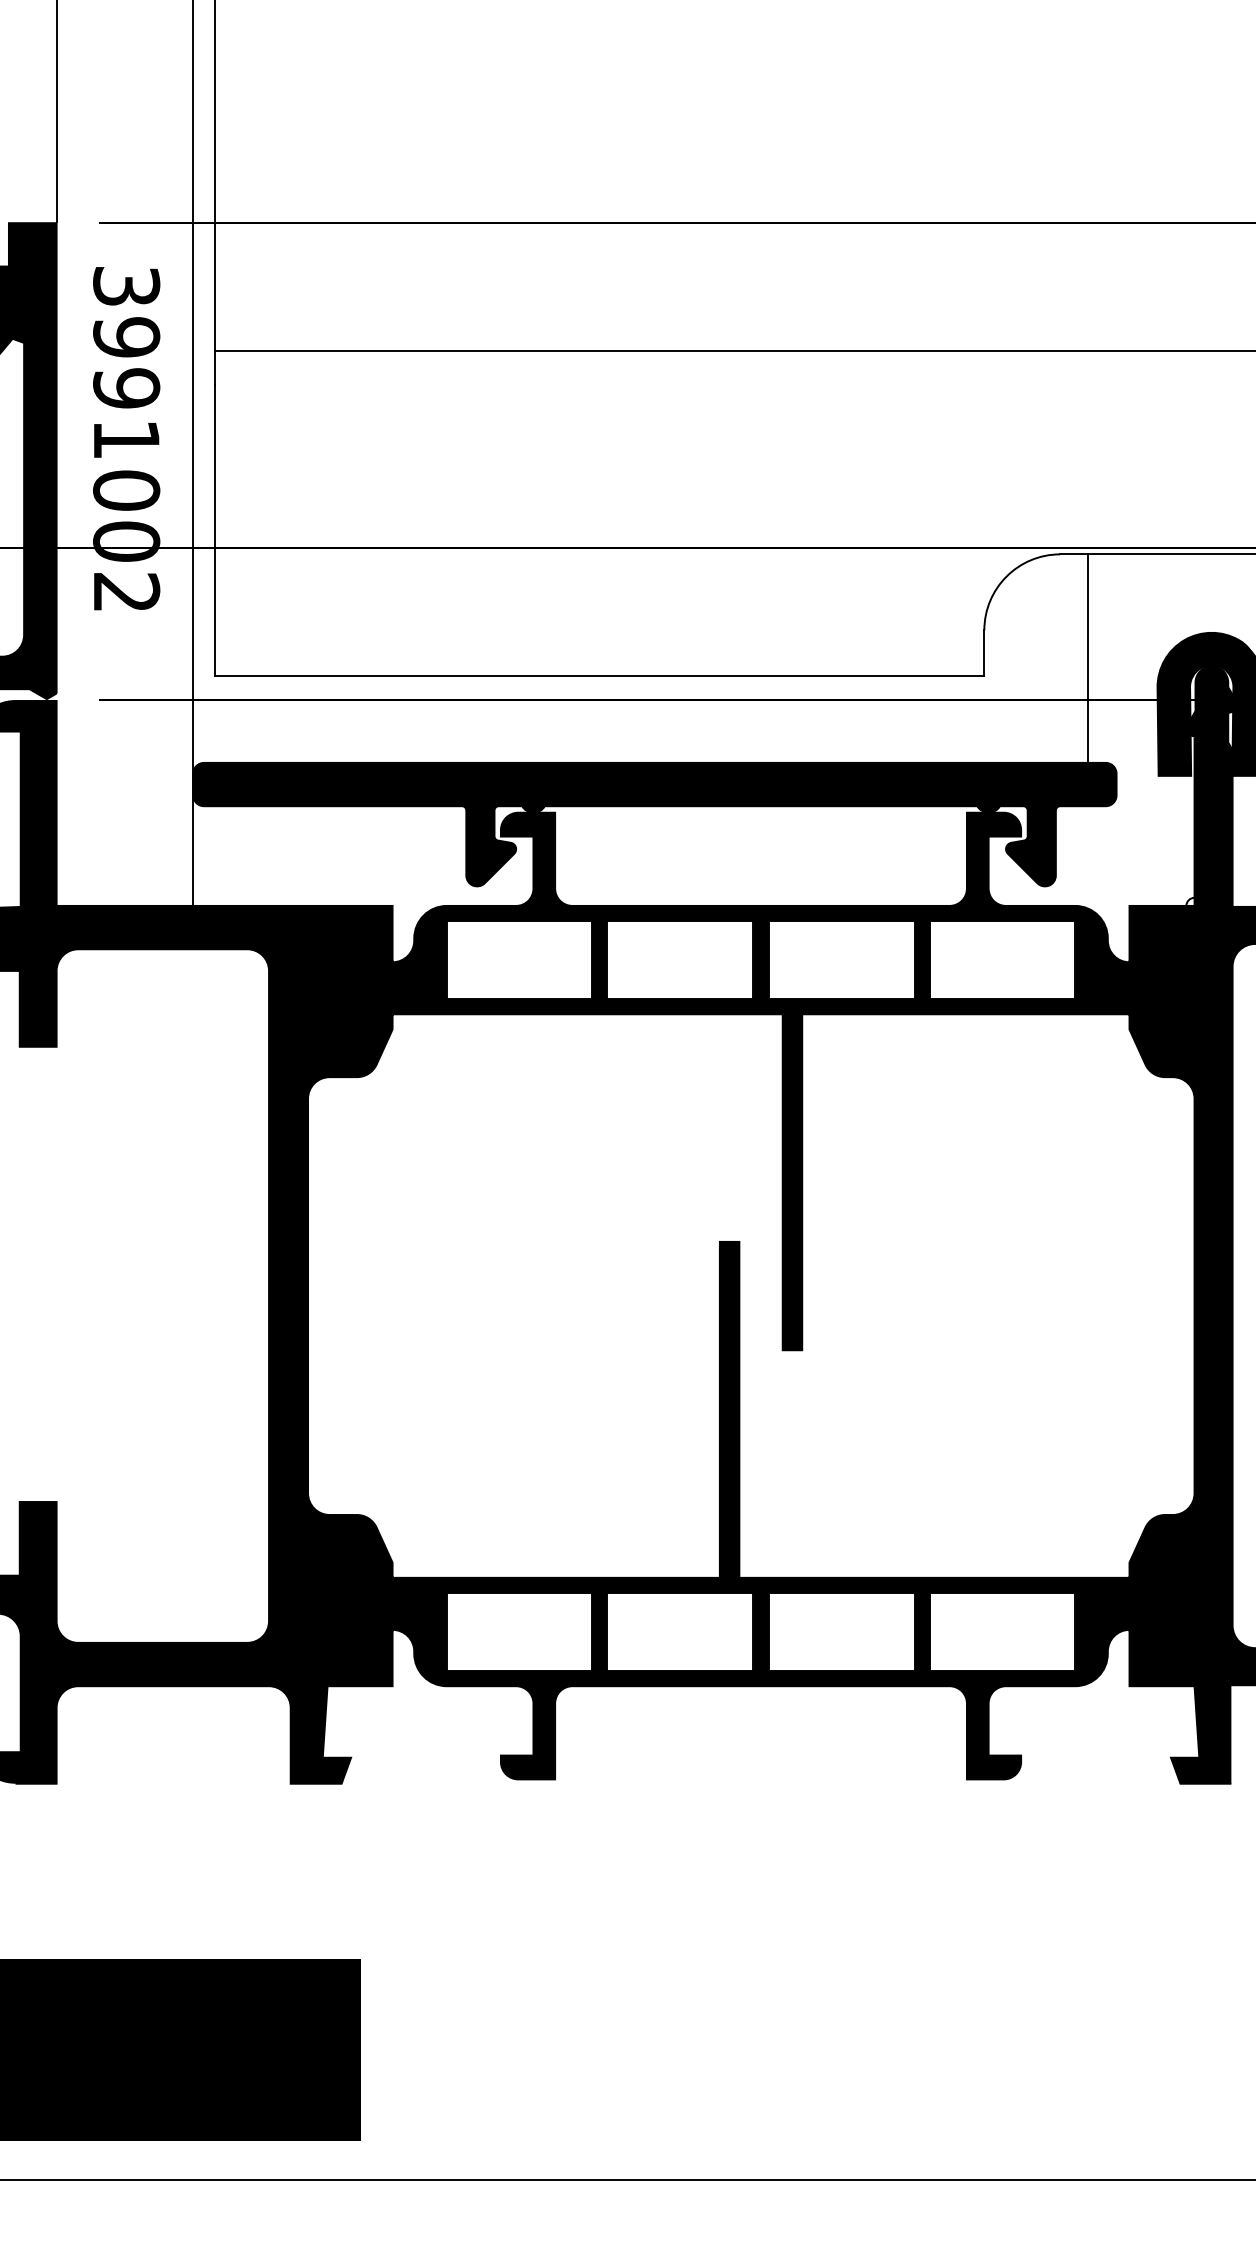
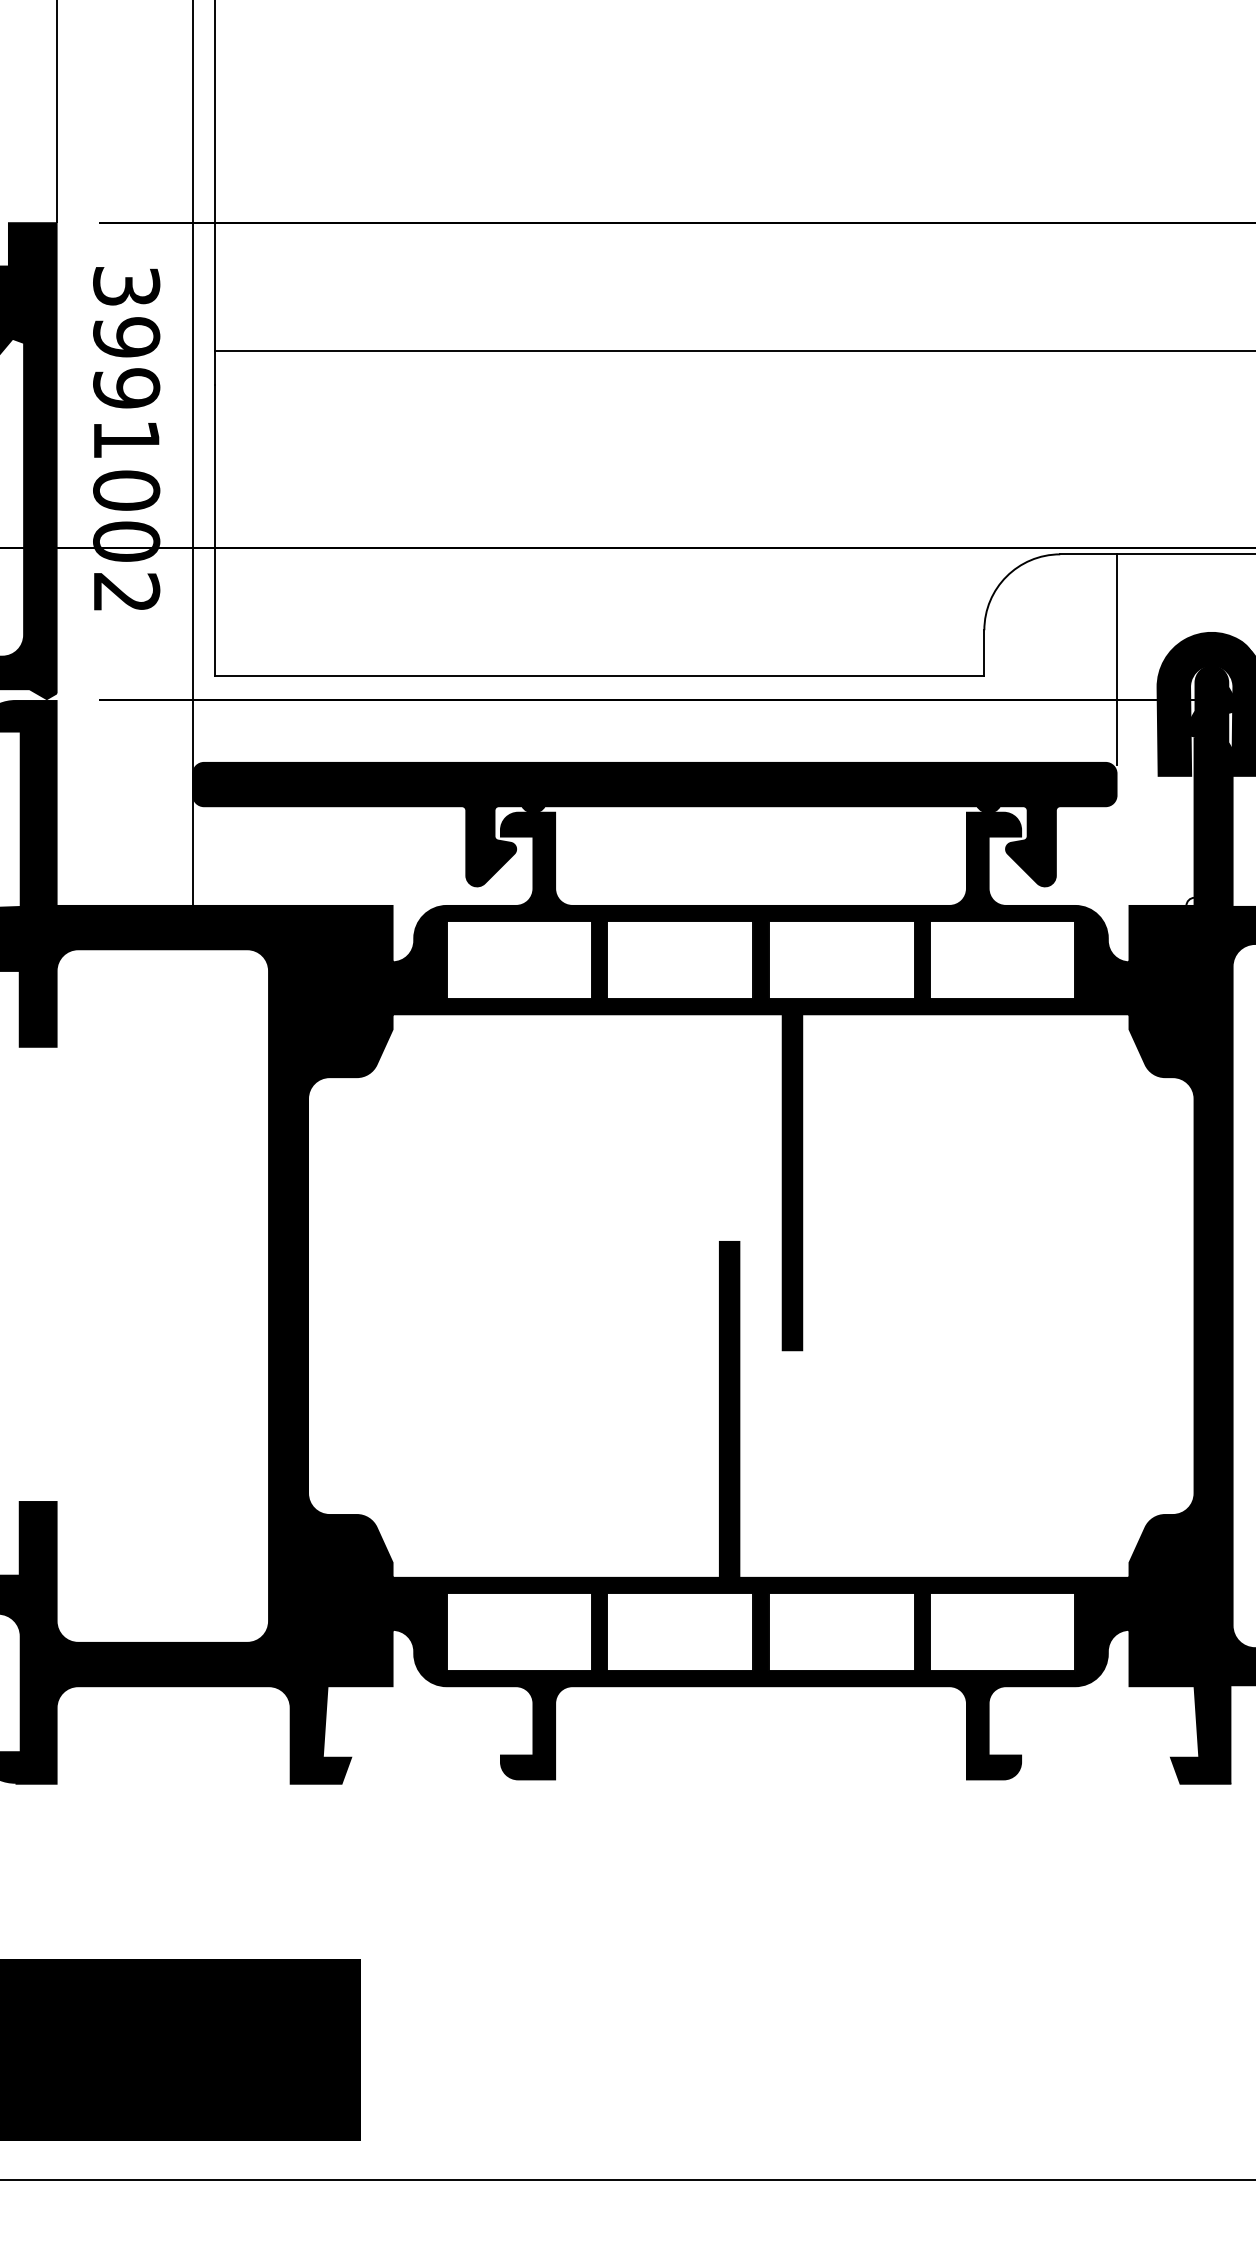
line position: (1087, 659) -> (1116, 659) (1116, 659)
